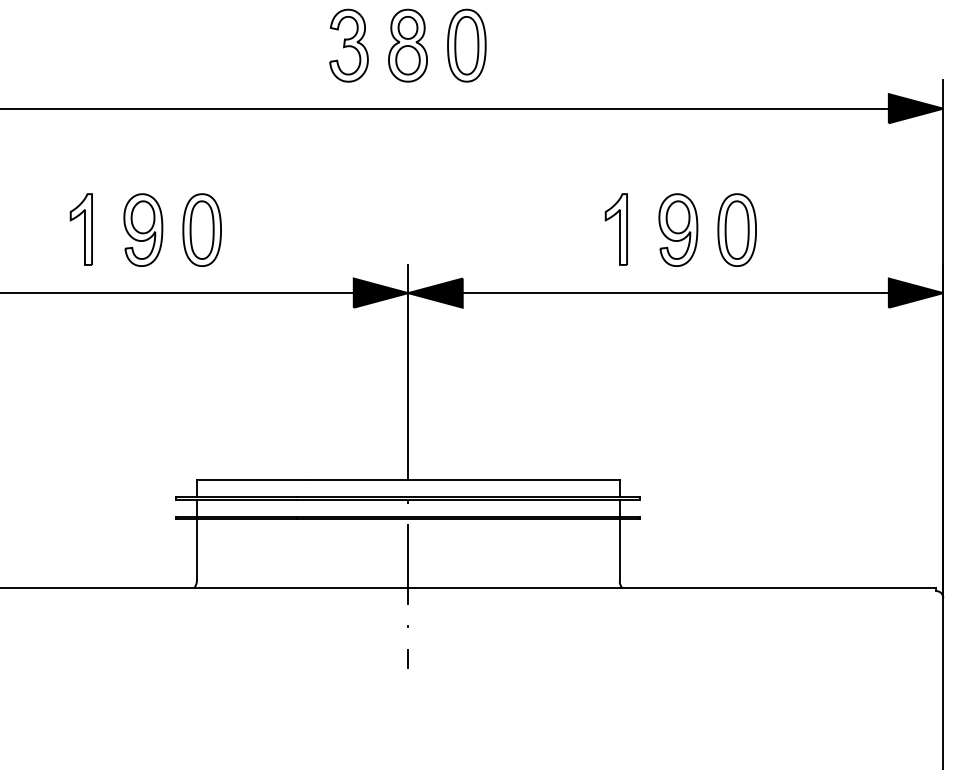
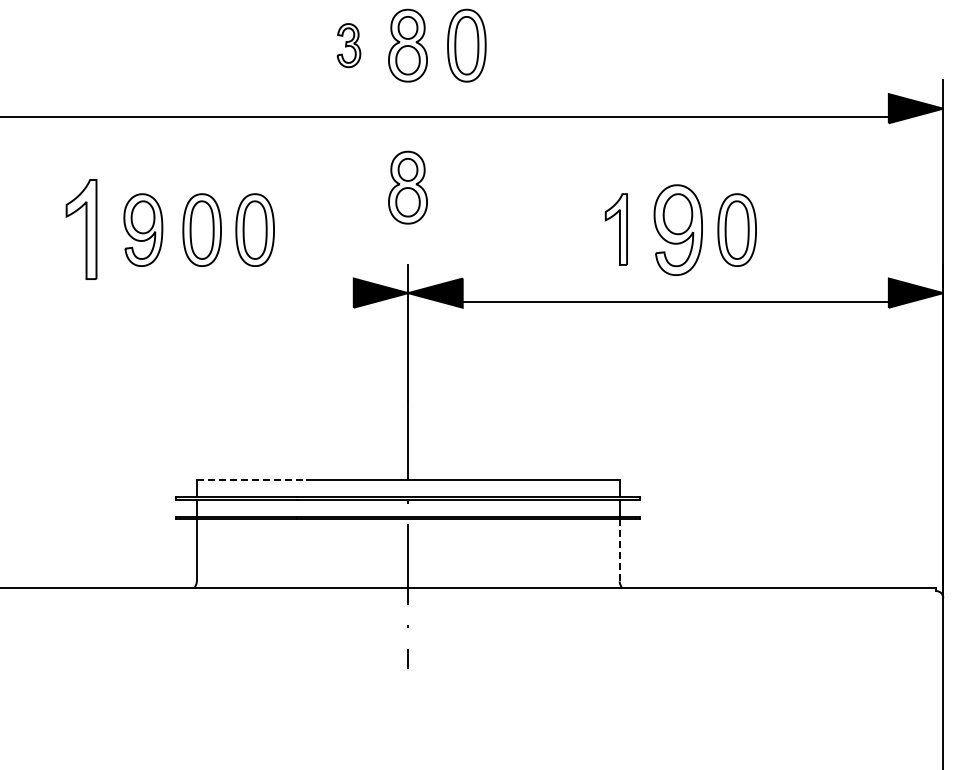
part size: 40x75 px -> 26x46 px (348, 45)
line position: (445, 108) -> (445, 116) (445, 116)
part: none -> present (407, 187)
part size: 24x73 px -> 33x101 px (81, 229)
part: none -> present (254, 229)
part size: 41x74 px -> 50x92 px (677, 229)
line: present -> none (177, 293)
line position: (675, 293) -> (675, 302) (675, 302)
line: solid -> dashed (252, 479)
line: solid -> dashed (619, 550)
